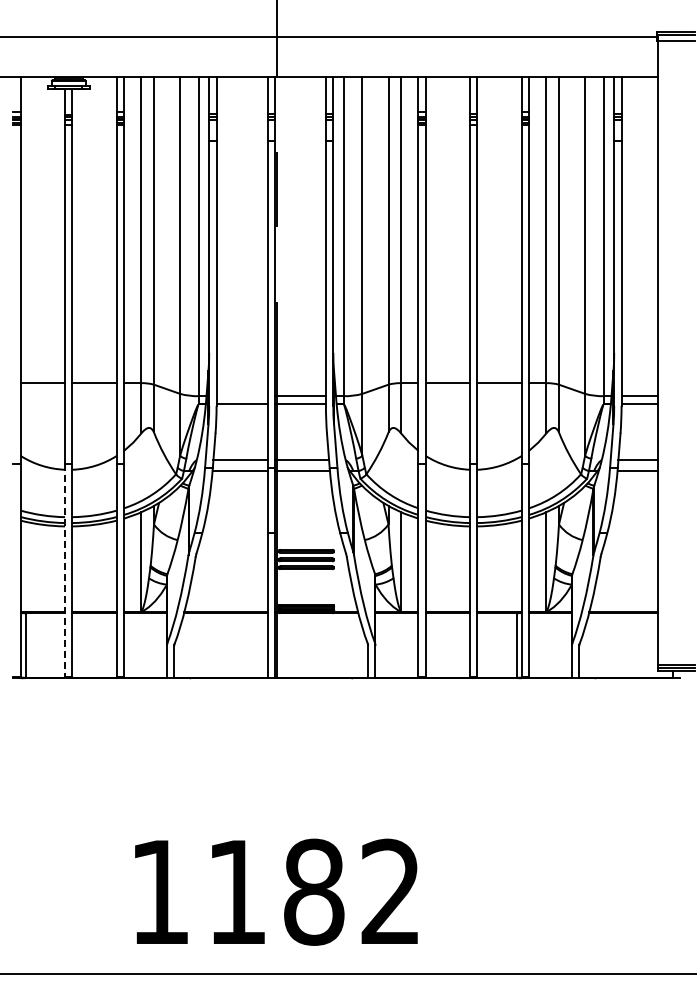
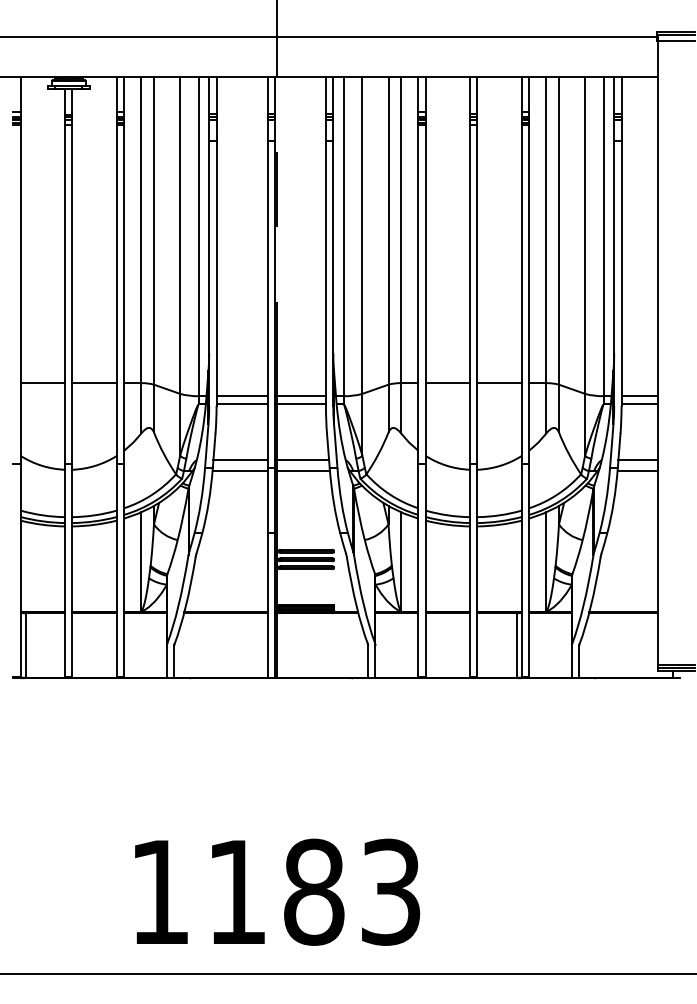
line: none -> present (241, 396)
line: dashed -> solid (65, 570)
text: 1182 -> 1183 (390, 891)
